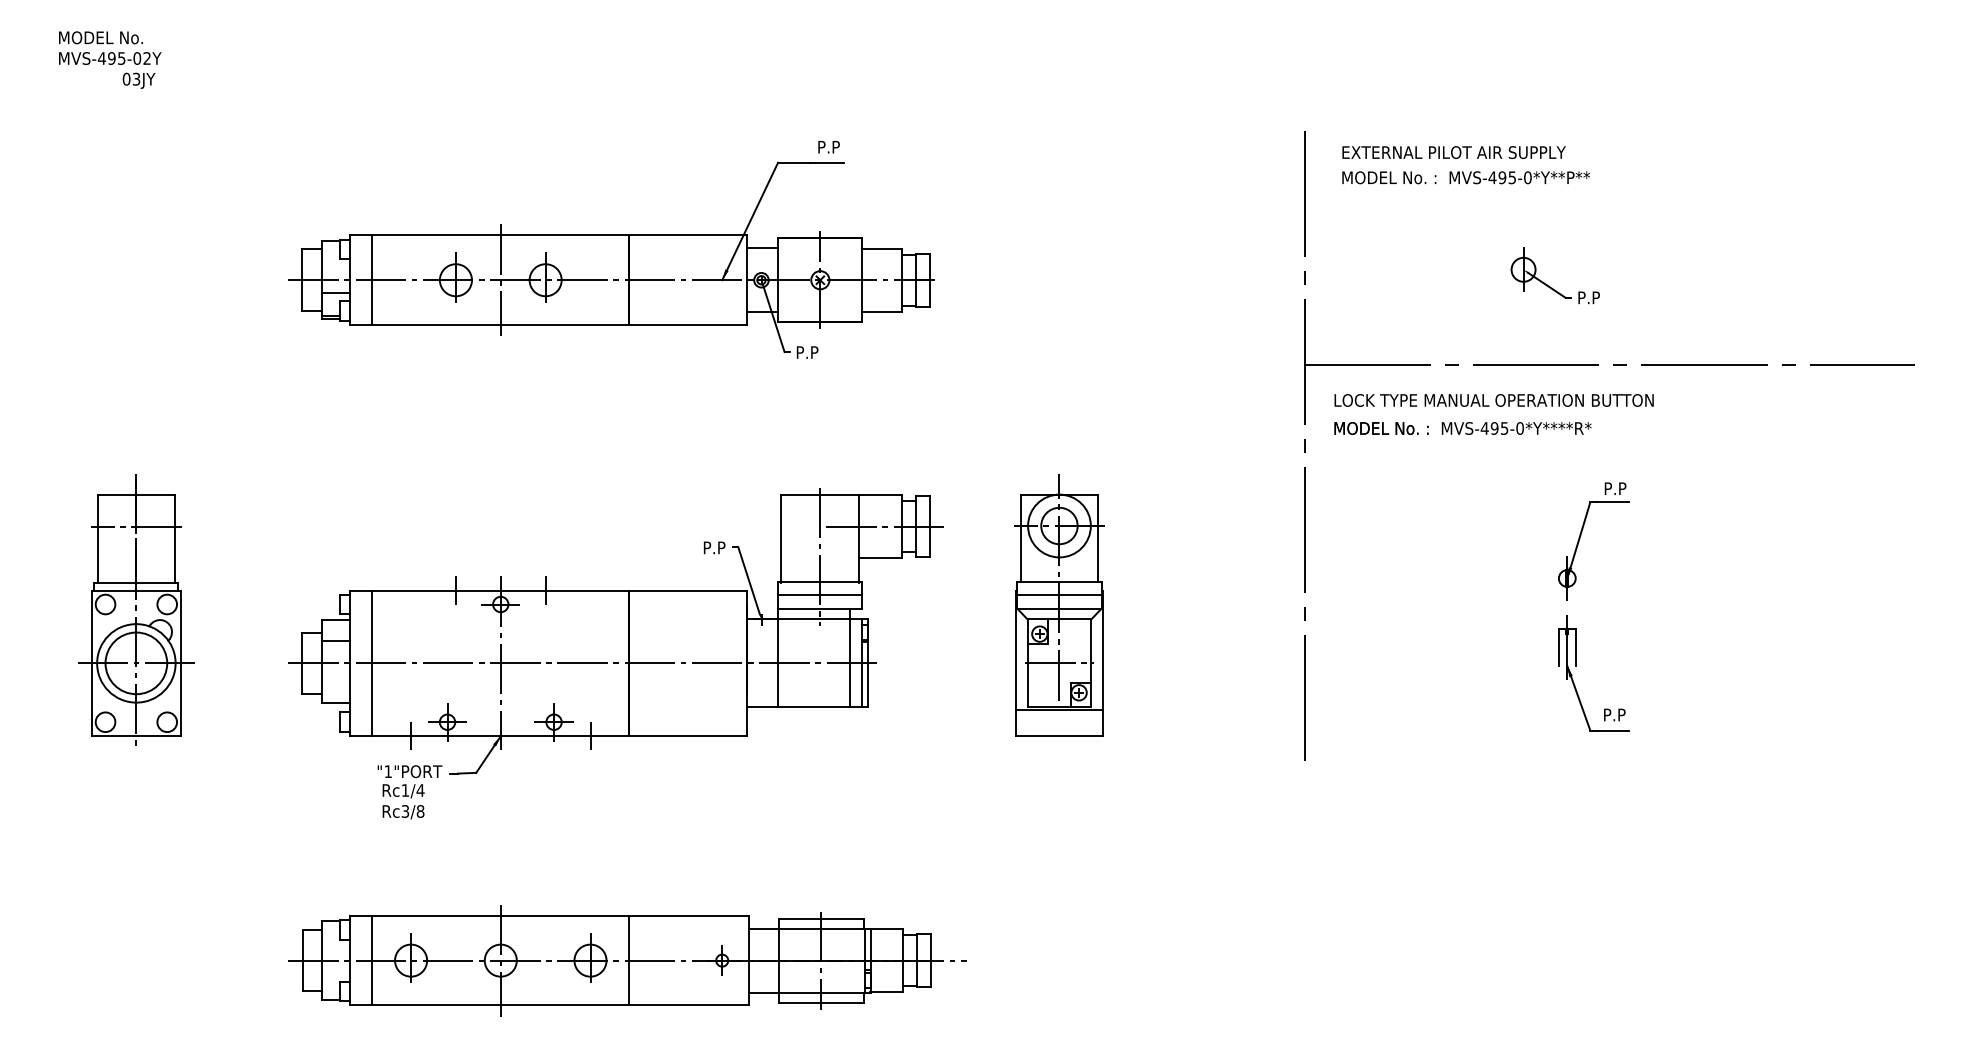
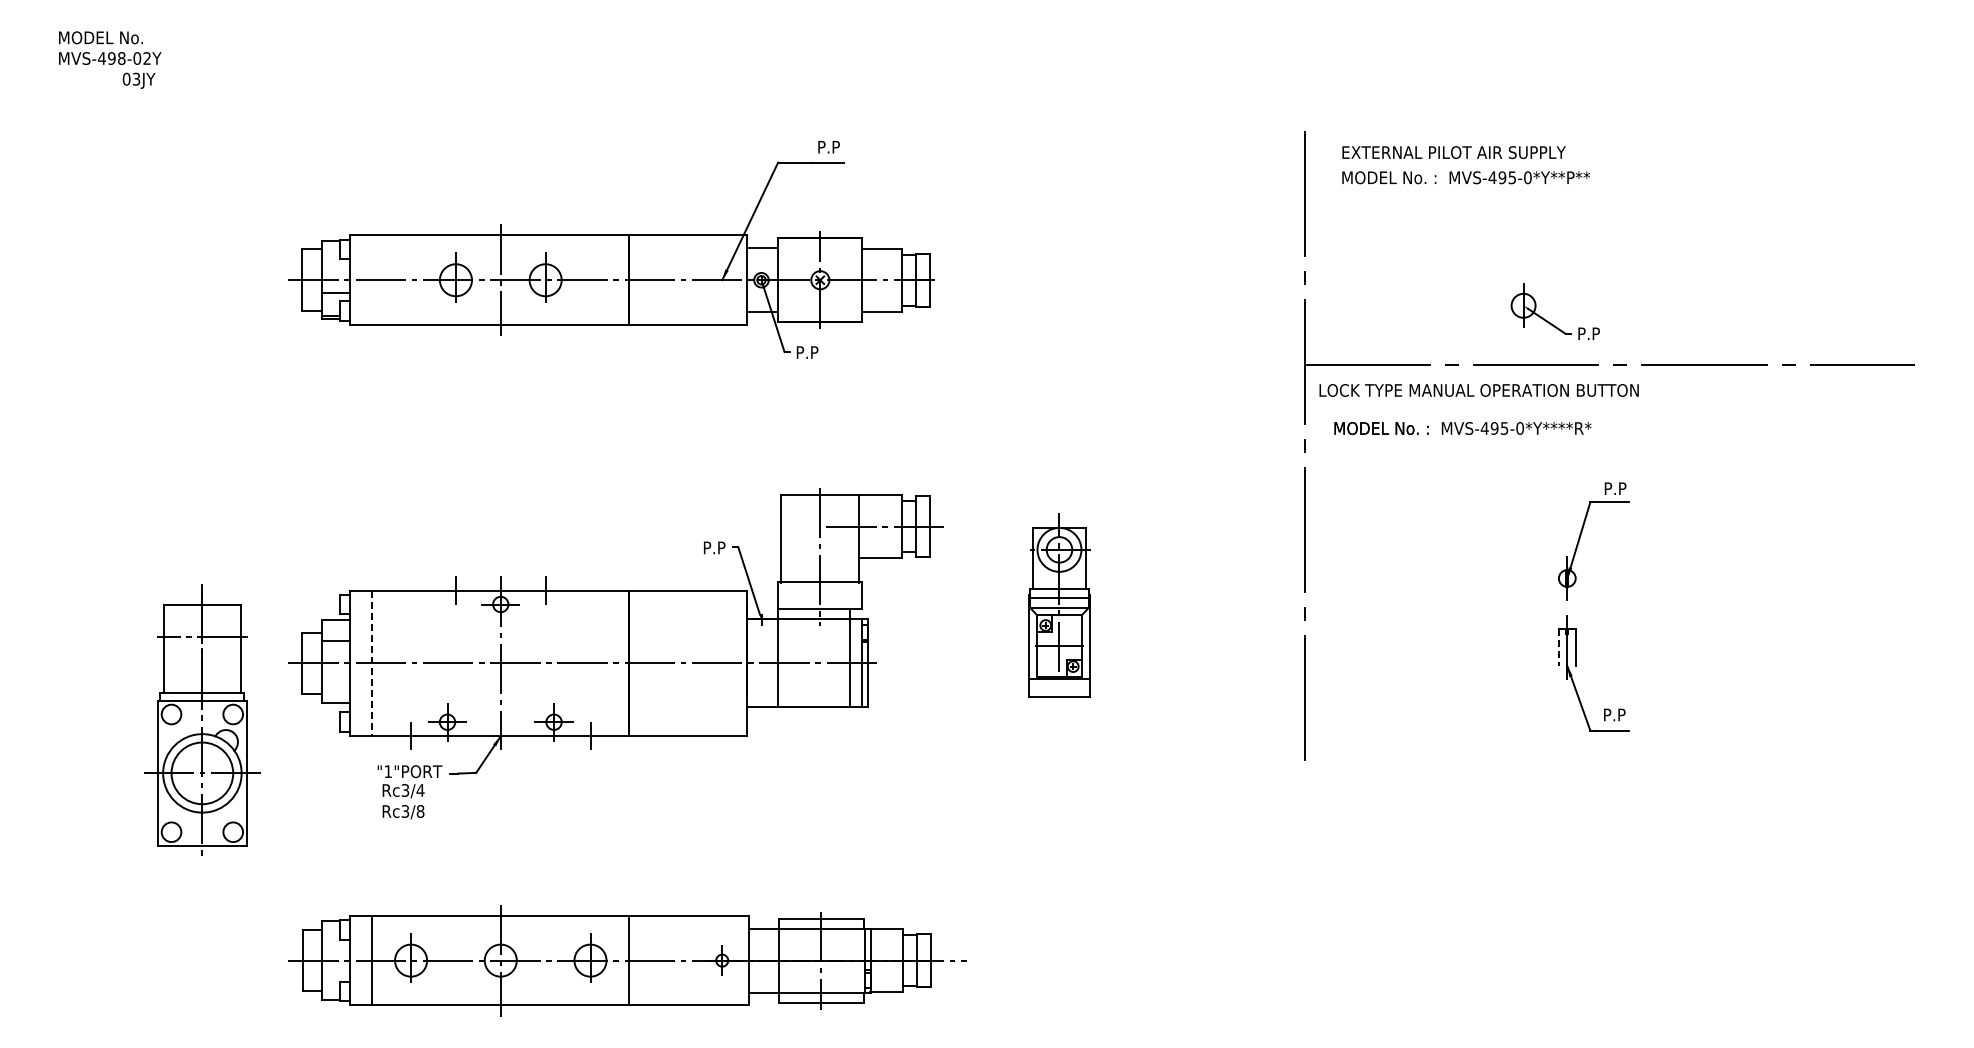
text: MVS-495-02Y -> MVS-498-02Y (121, 58)
line: present -> none (372, 280)
part position: (1549, 285) -> (1549, 321) (1549, 321)
text position: (1493, 400) -> (1478, 390) (1478, 390)
line: present -> none (819, 594)
part size: 91x263 px -> 63x185 px (1059, 605)
part position: (136, 609) -> (202, 719) (202, 719)
line: solid -> dashed (1558, 647)
line: solid -> dashed (372, 663)
text: Rc1/4 -> Rc3/4 (405, 790)
